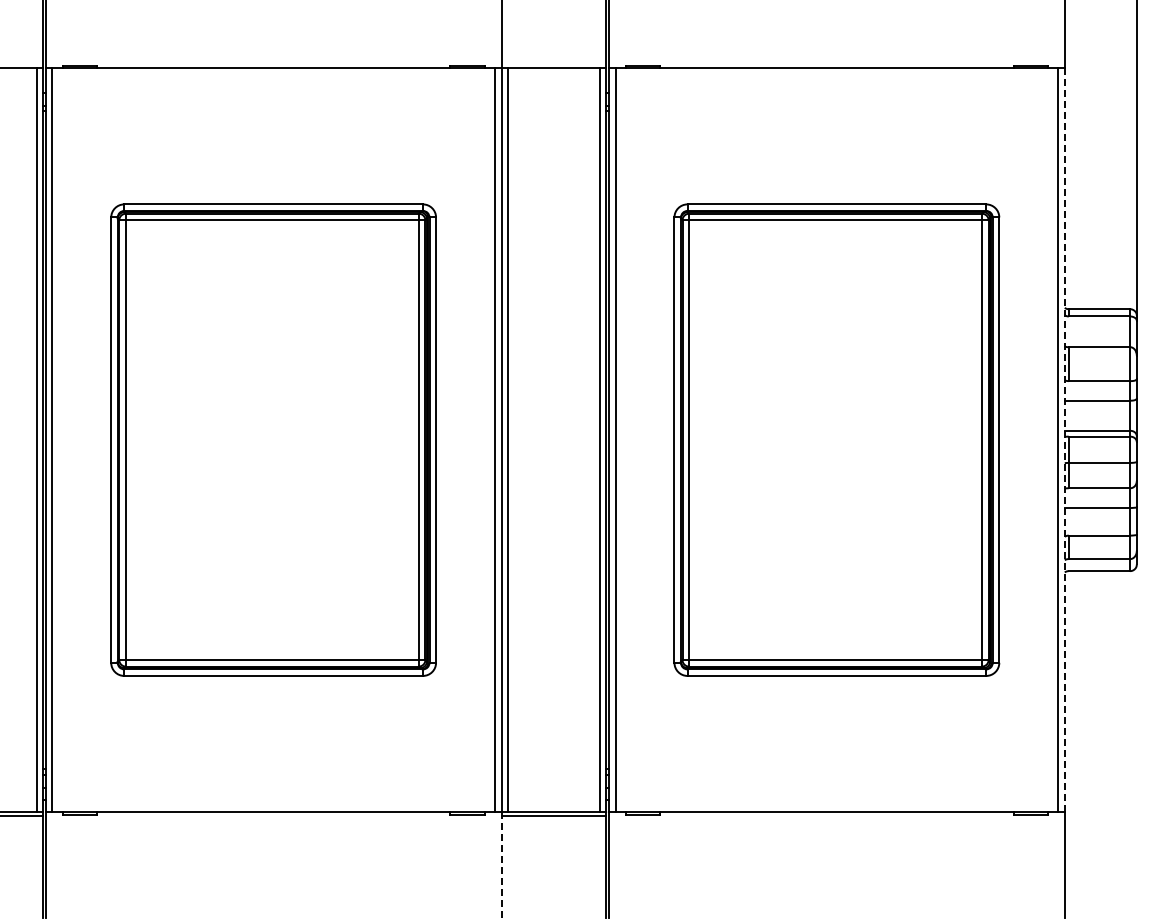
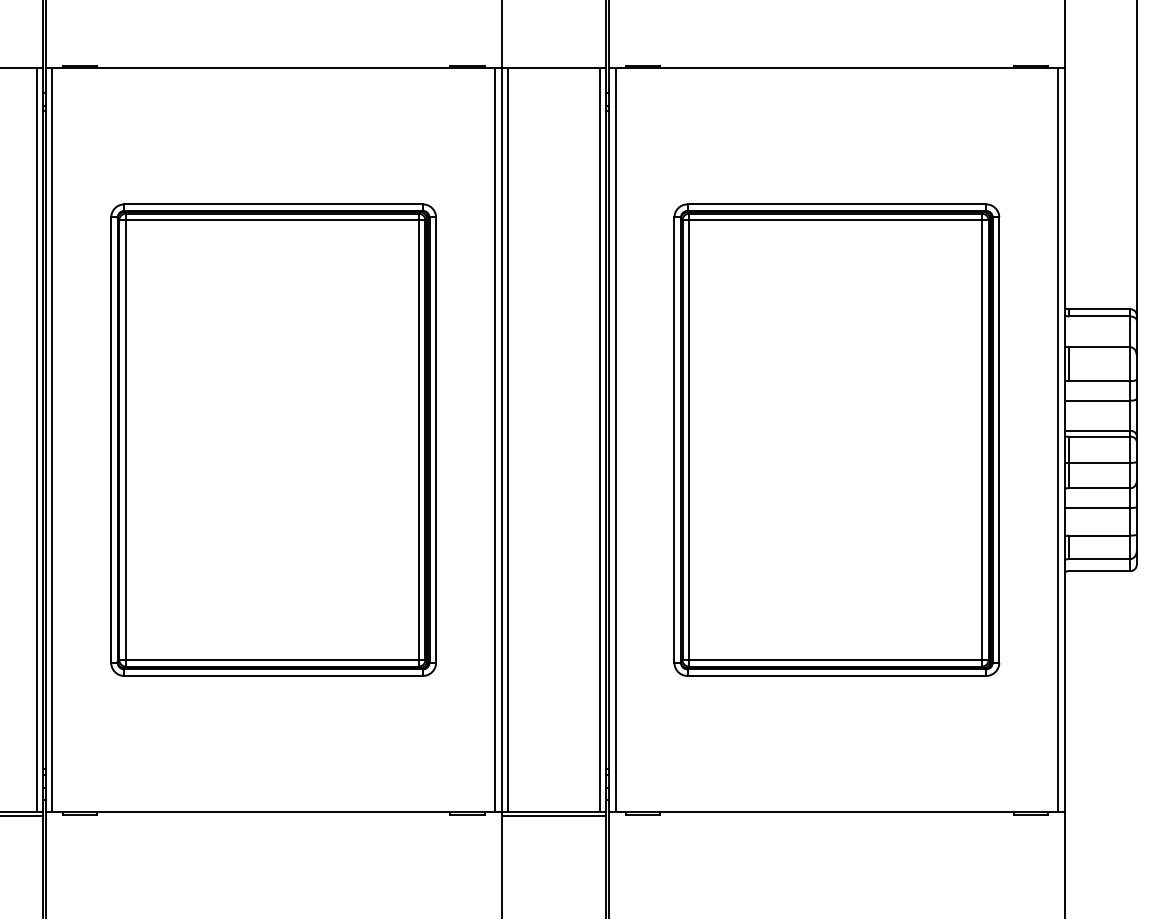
line: dashed -> solid (1064, 440)
line: dashed -> solid (501, 866)
